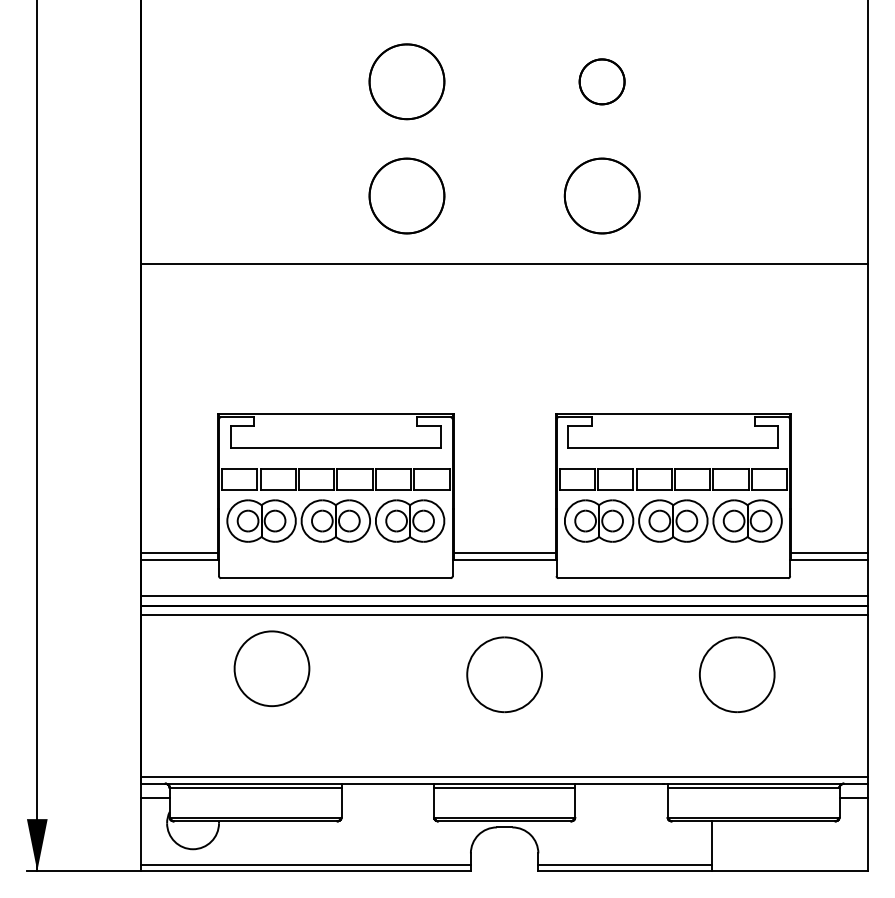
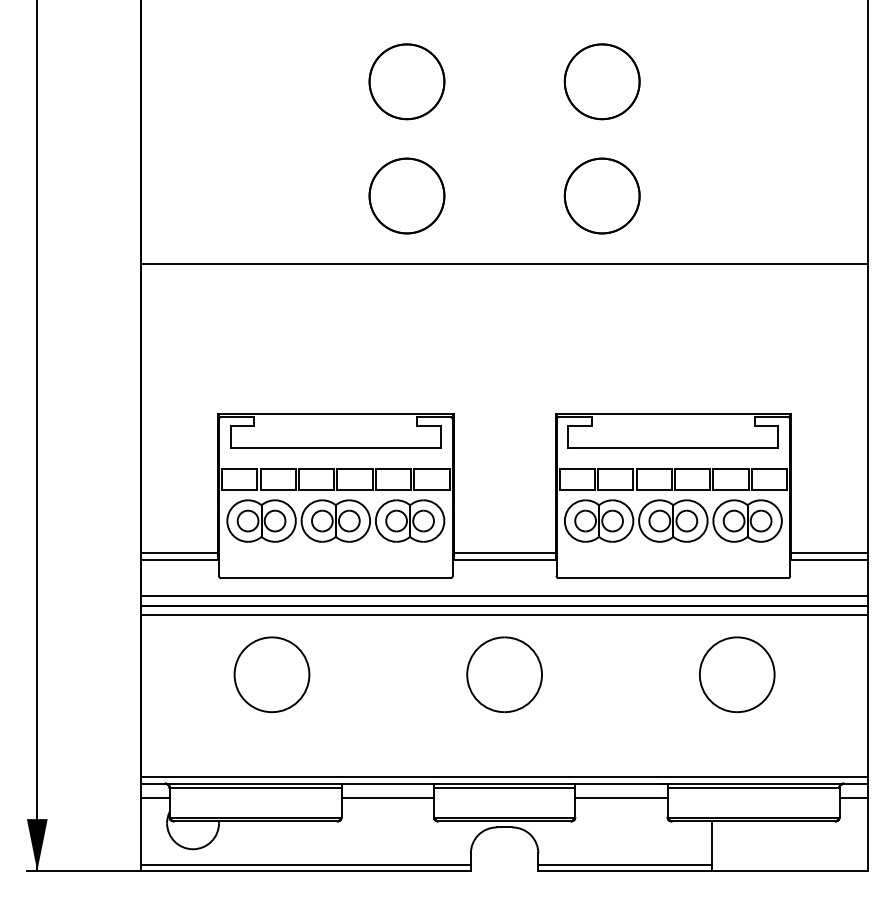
part size: 48x48 px -> 78x78 px (601, 81)
part position: (271, 668) -> (271, 674) (271, 674)
line: none -> present (387, 798)
line: none -> present (621, 798)
